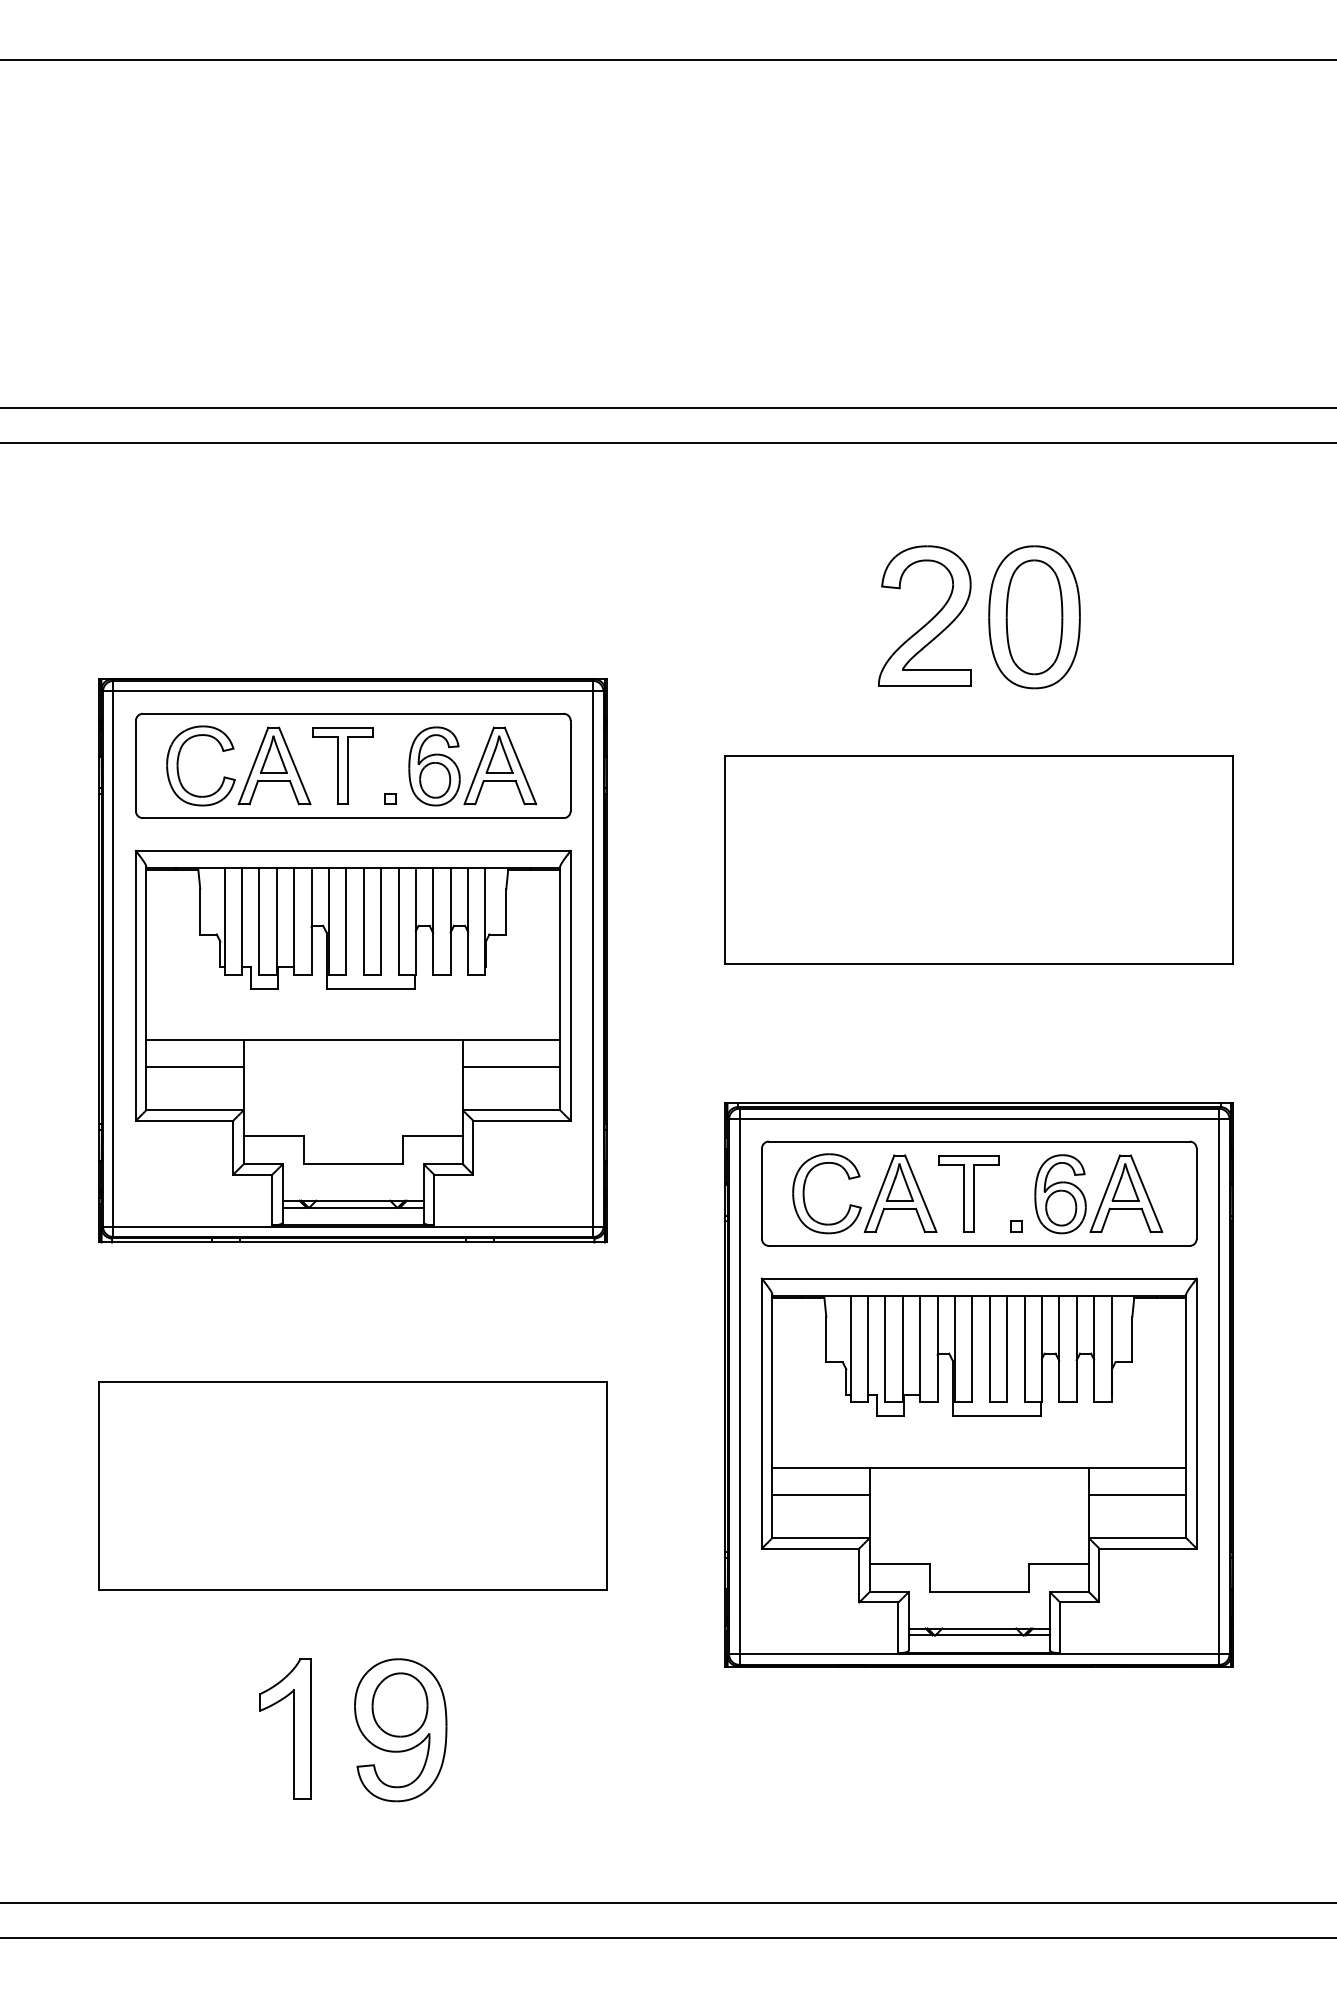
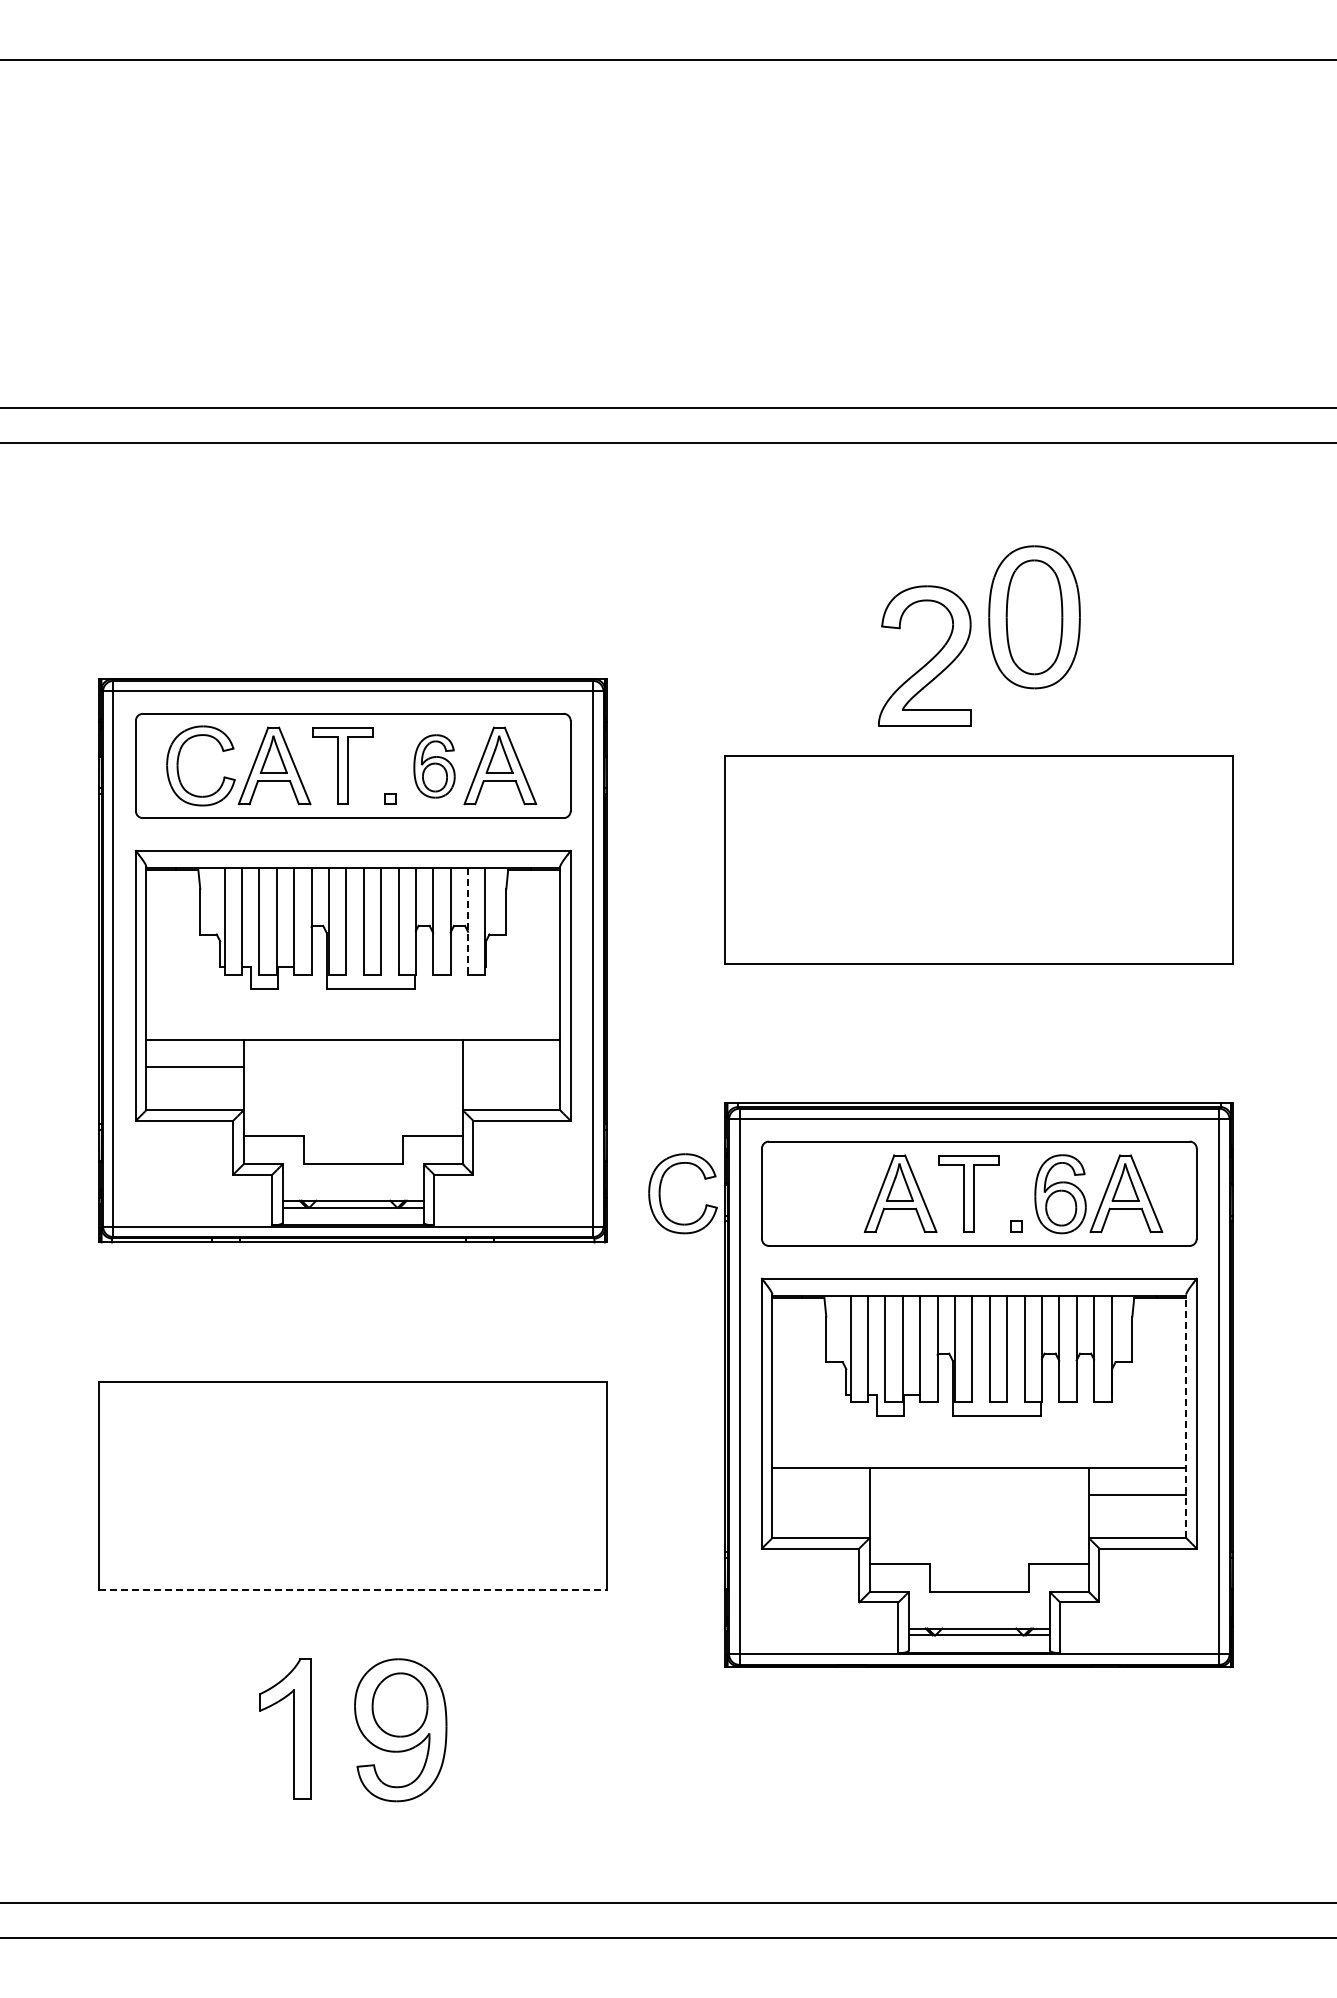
part position: (929, 620) -> (929, 660) (929, 660)
part size: 53x81 px -> 43x65 px (434, 766)
line: solid -> dashed (468, 922)
line: present -> none (511, 1066)
part position: (804, 1193) -> (660, 1193) (660, 1193)
line: solid -> dashed (1186, 1416)
line: present -> none (820, 1494)
line: solid -> dashed (353, 1590)
